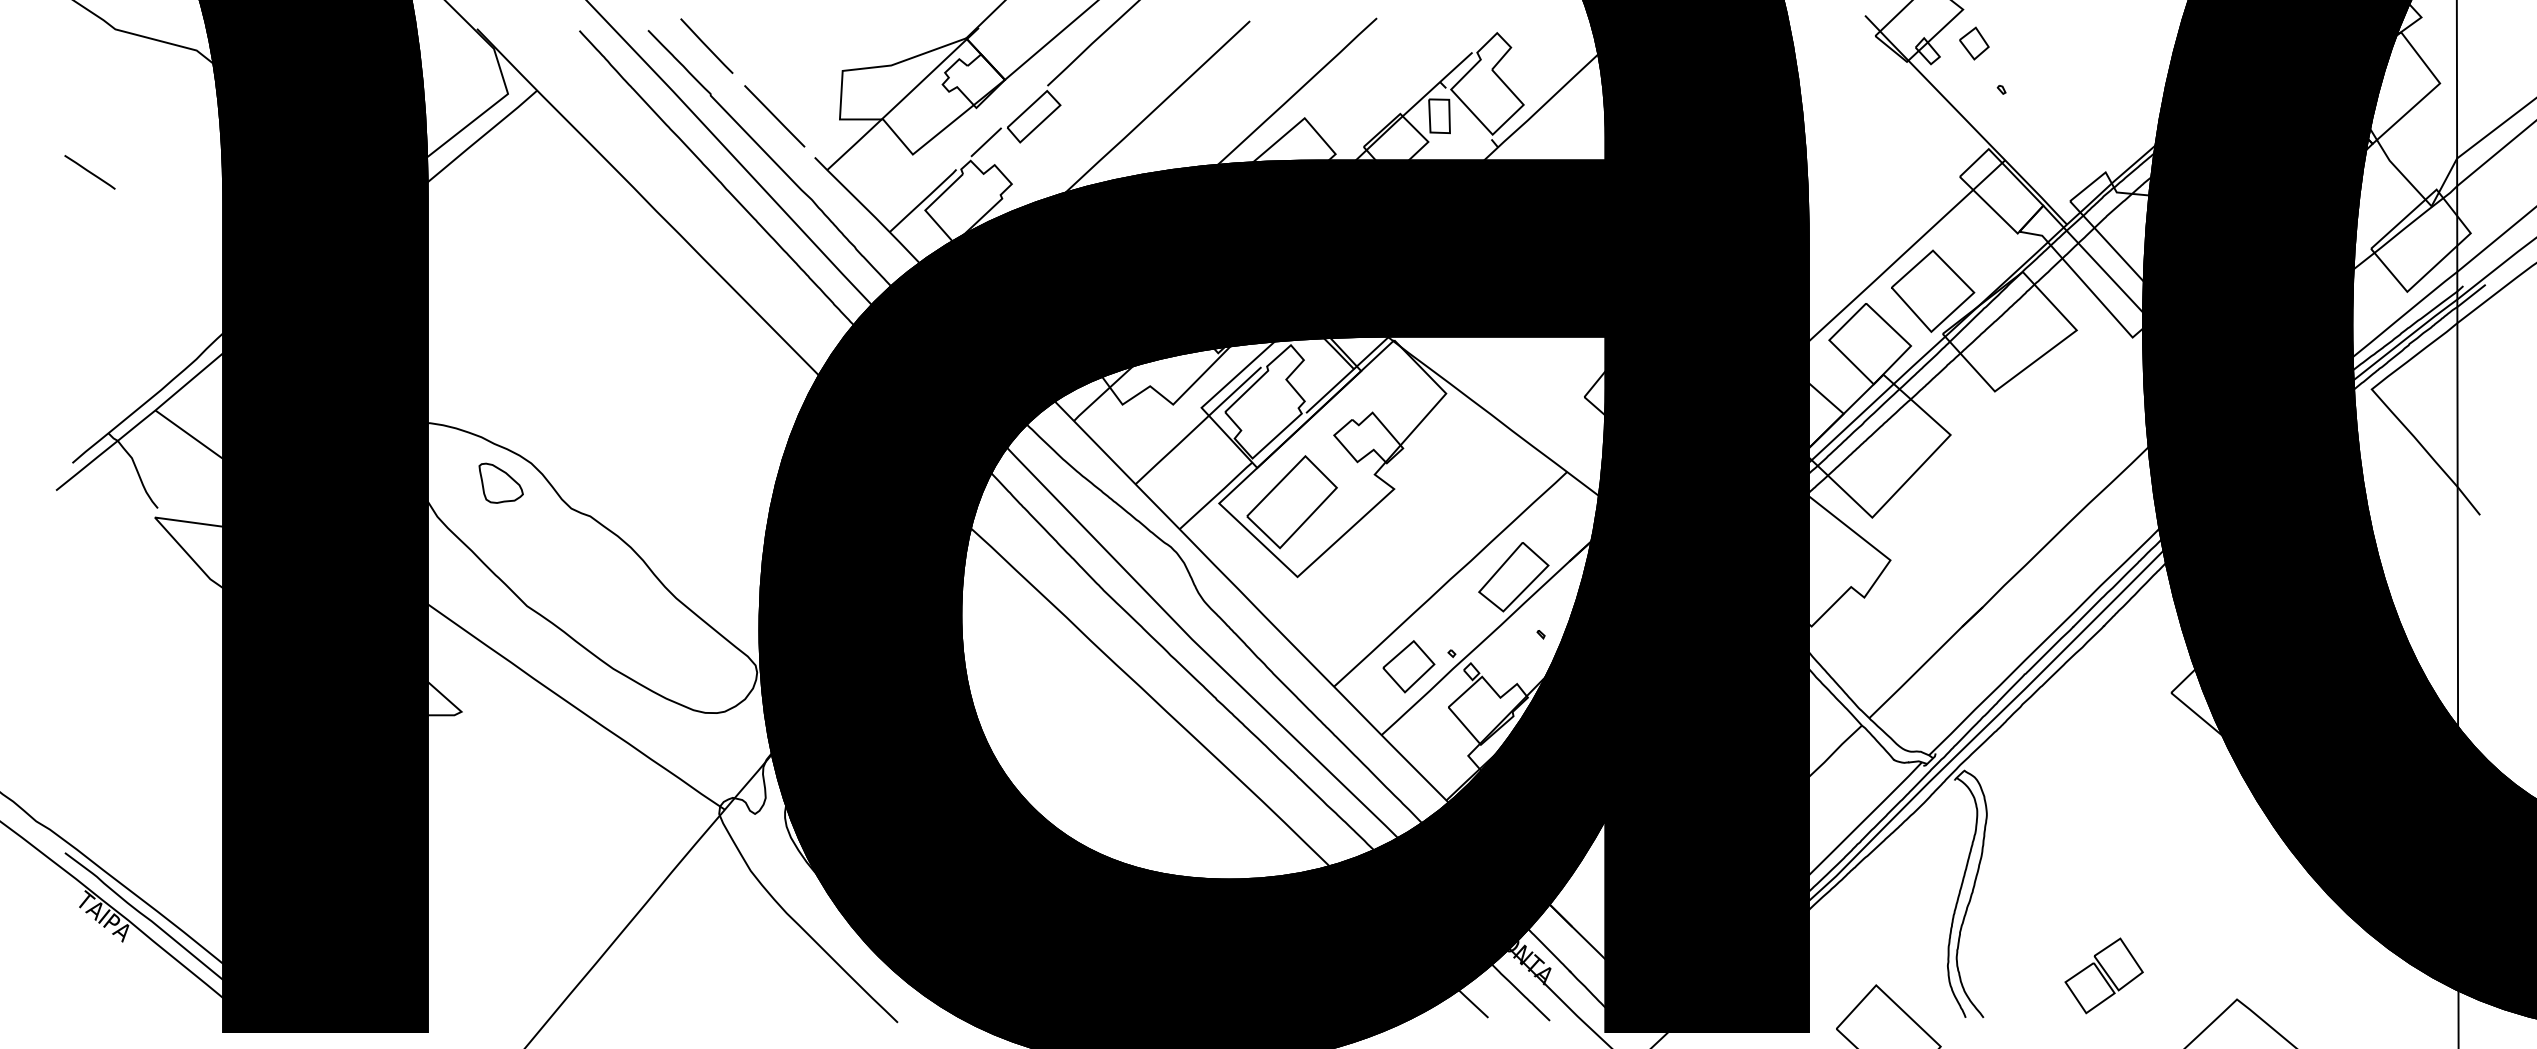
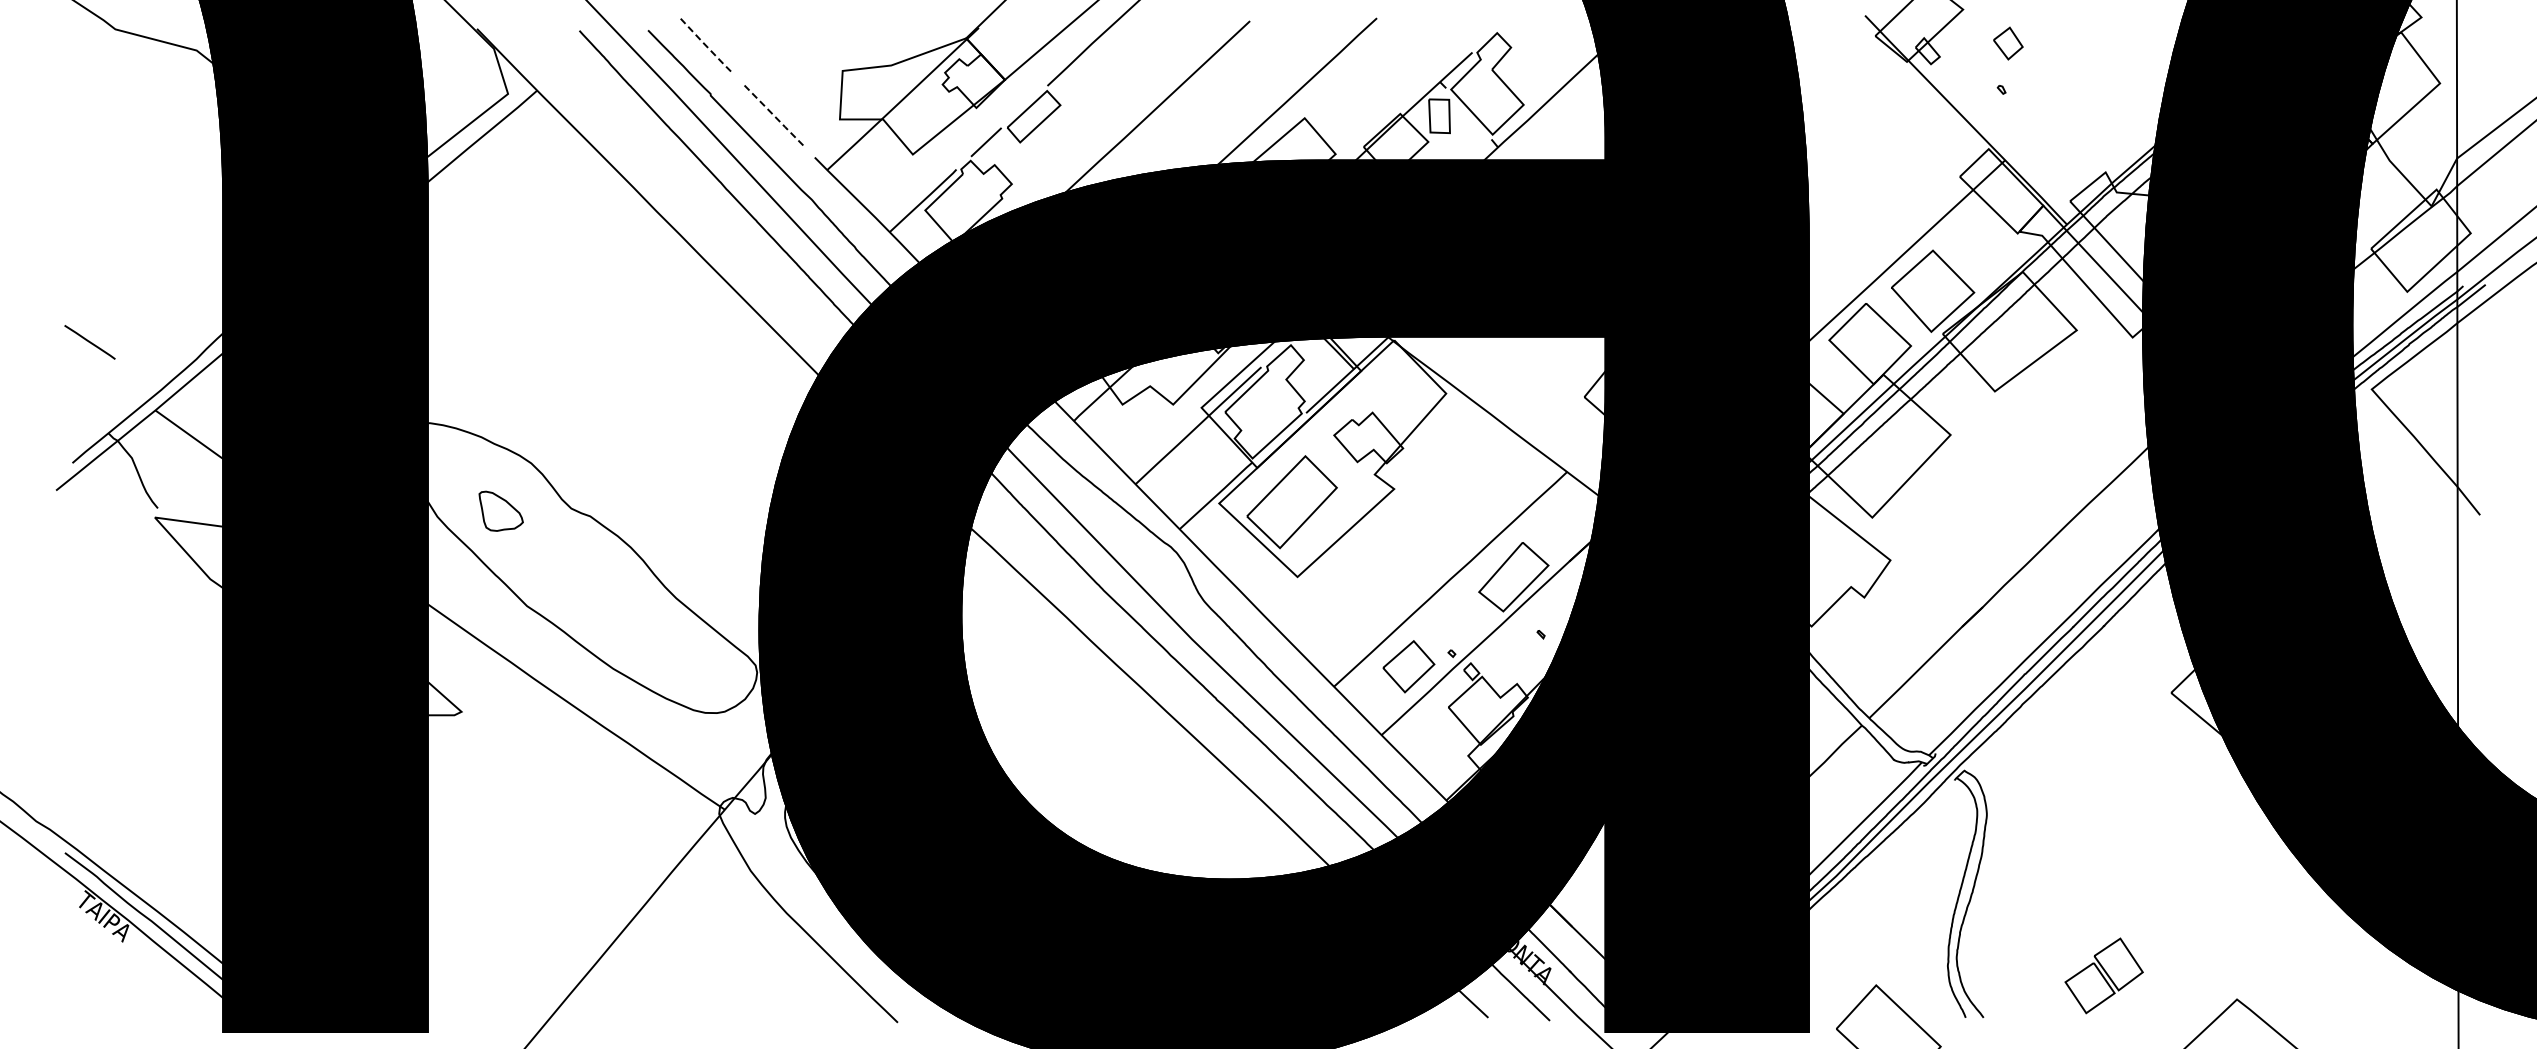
part position: (1974, 43) -> (2008, 43) (2008, 43)
line: solid -> dashed (707, 46)
line: solid -> dashed (775, 116)
line position: (89, 172) -> (89, 342) (89, 342)
part position: (500, 482) -> (500, 510) (500, 510)
